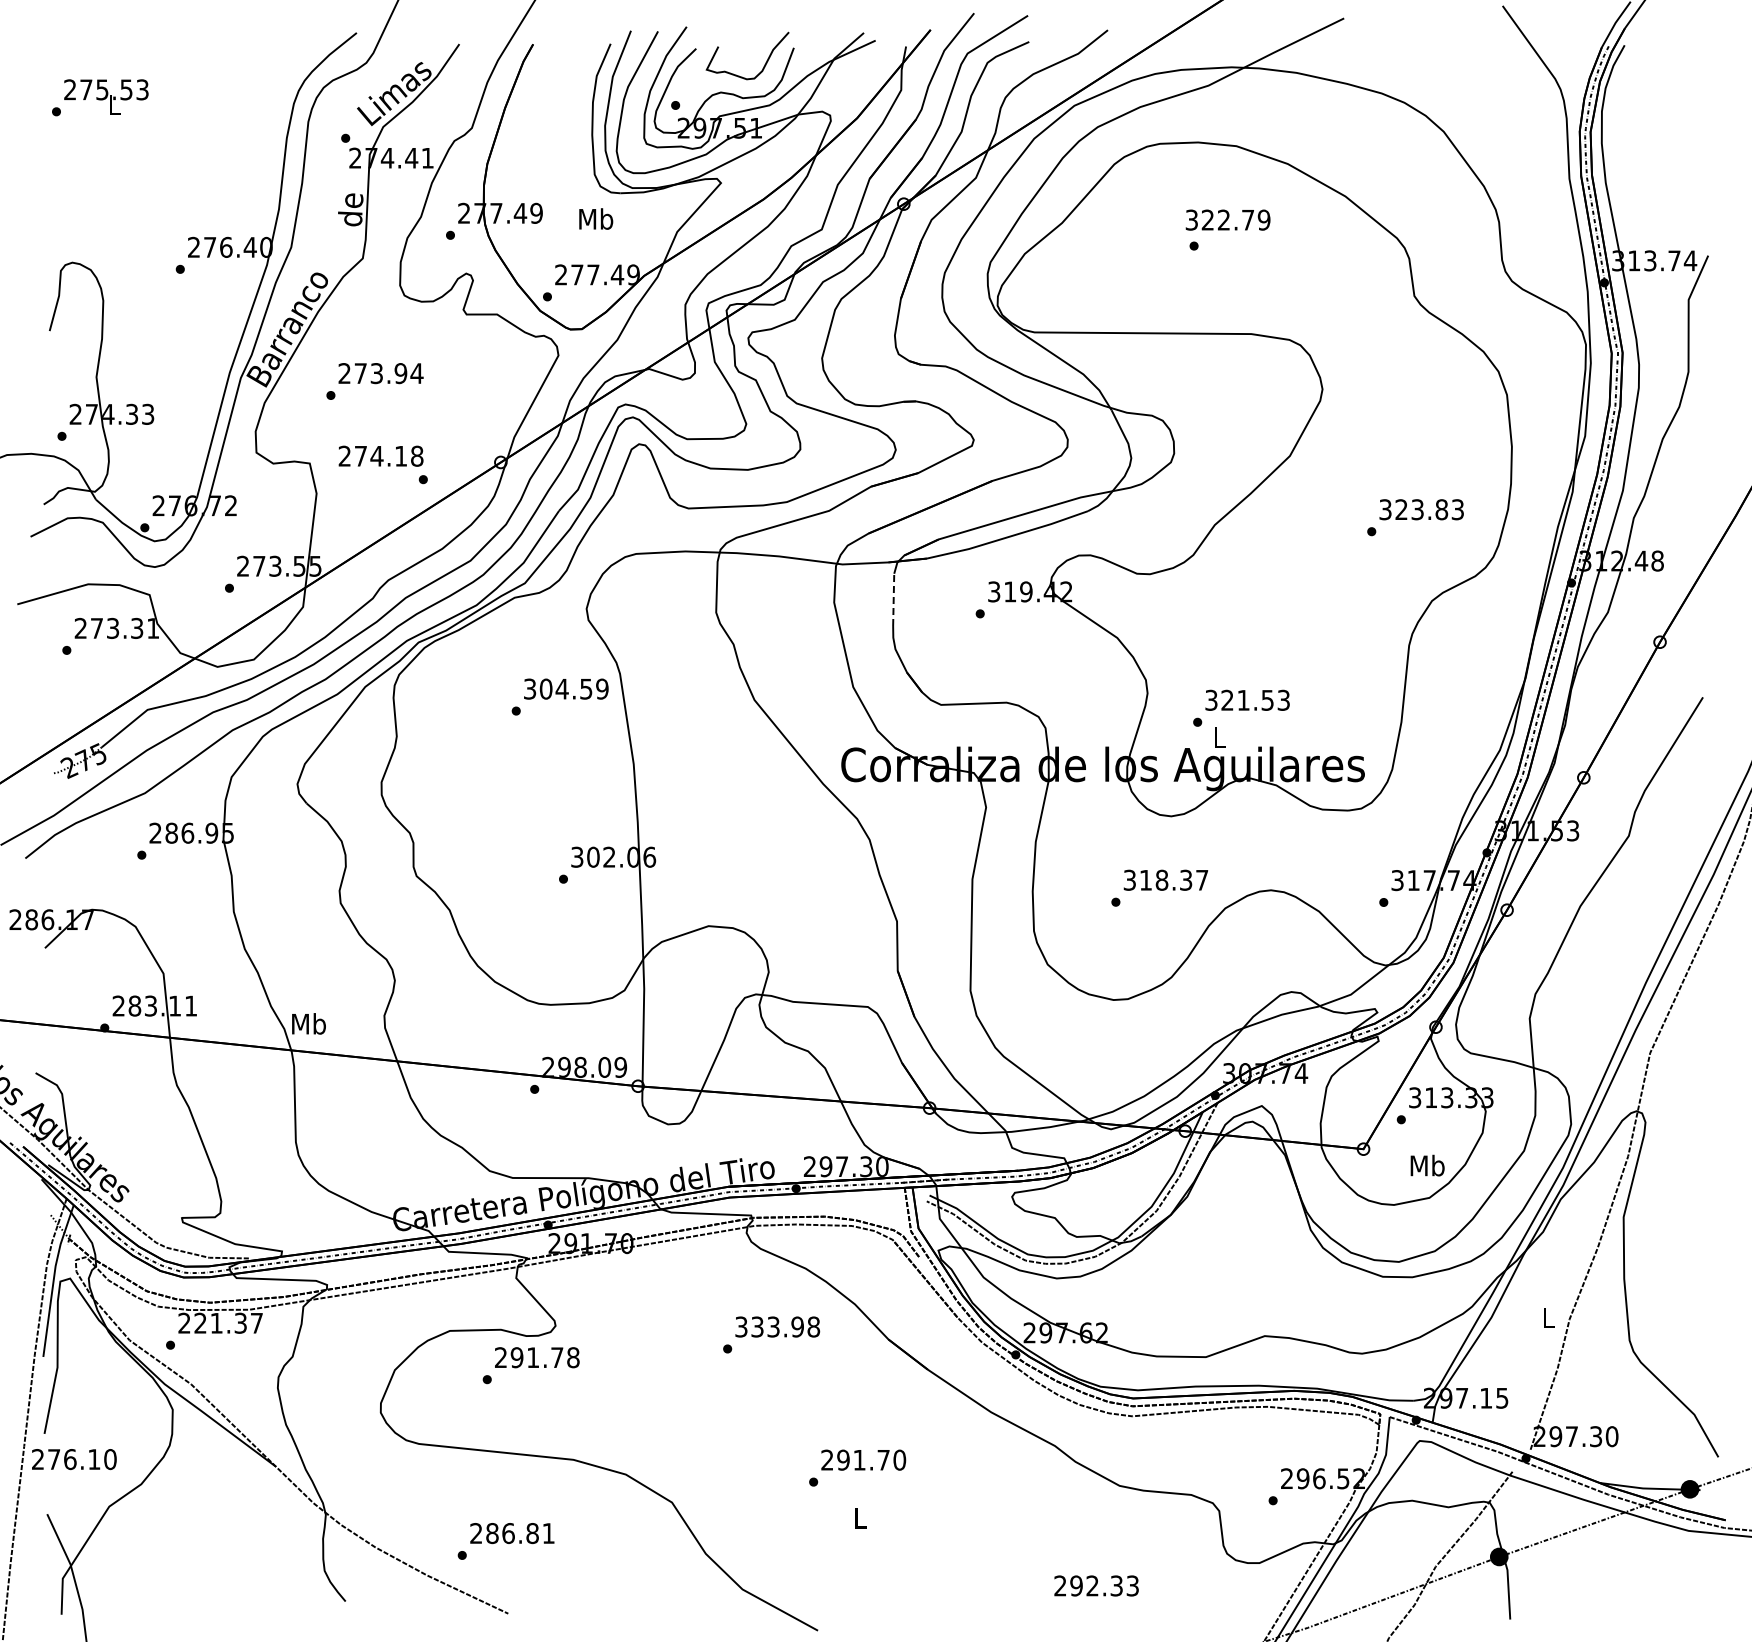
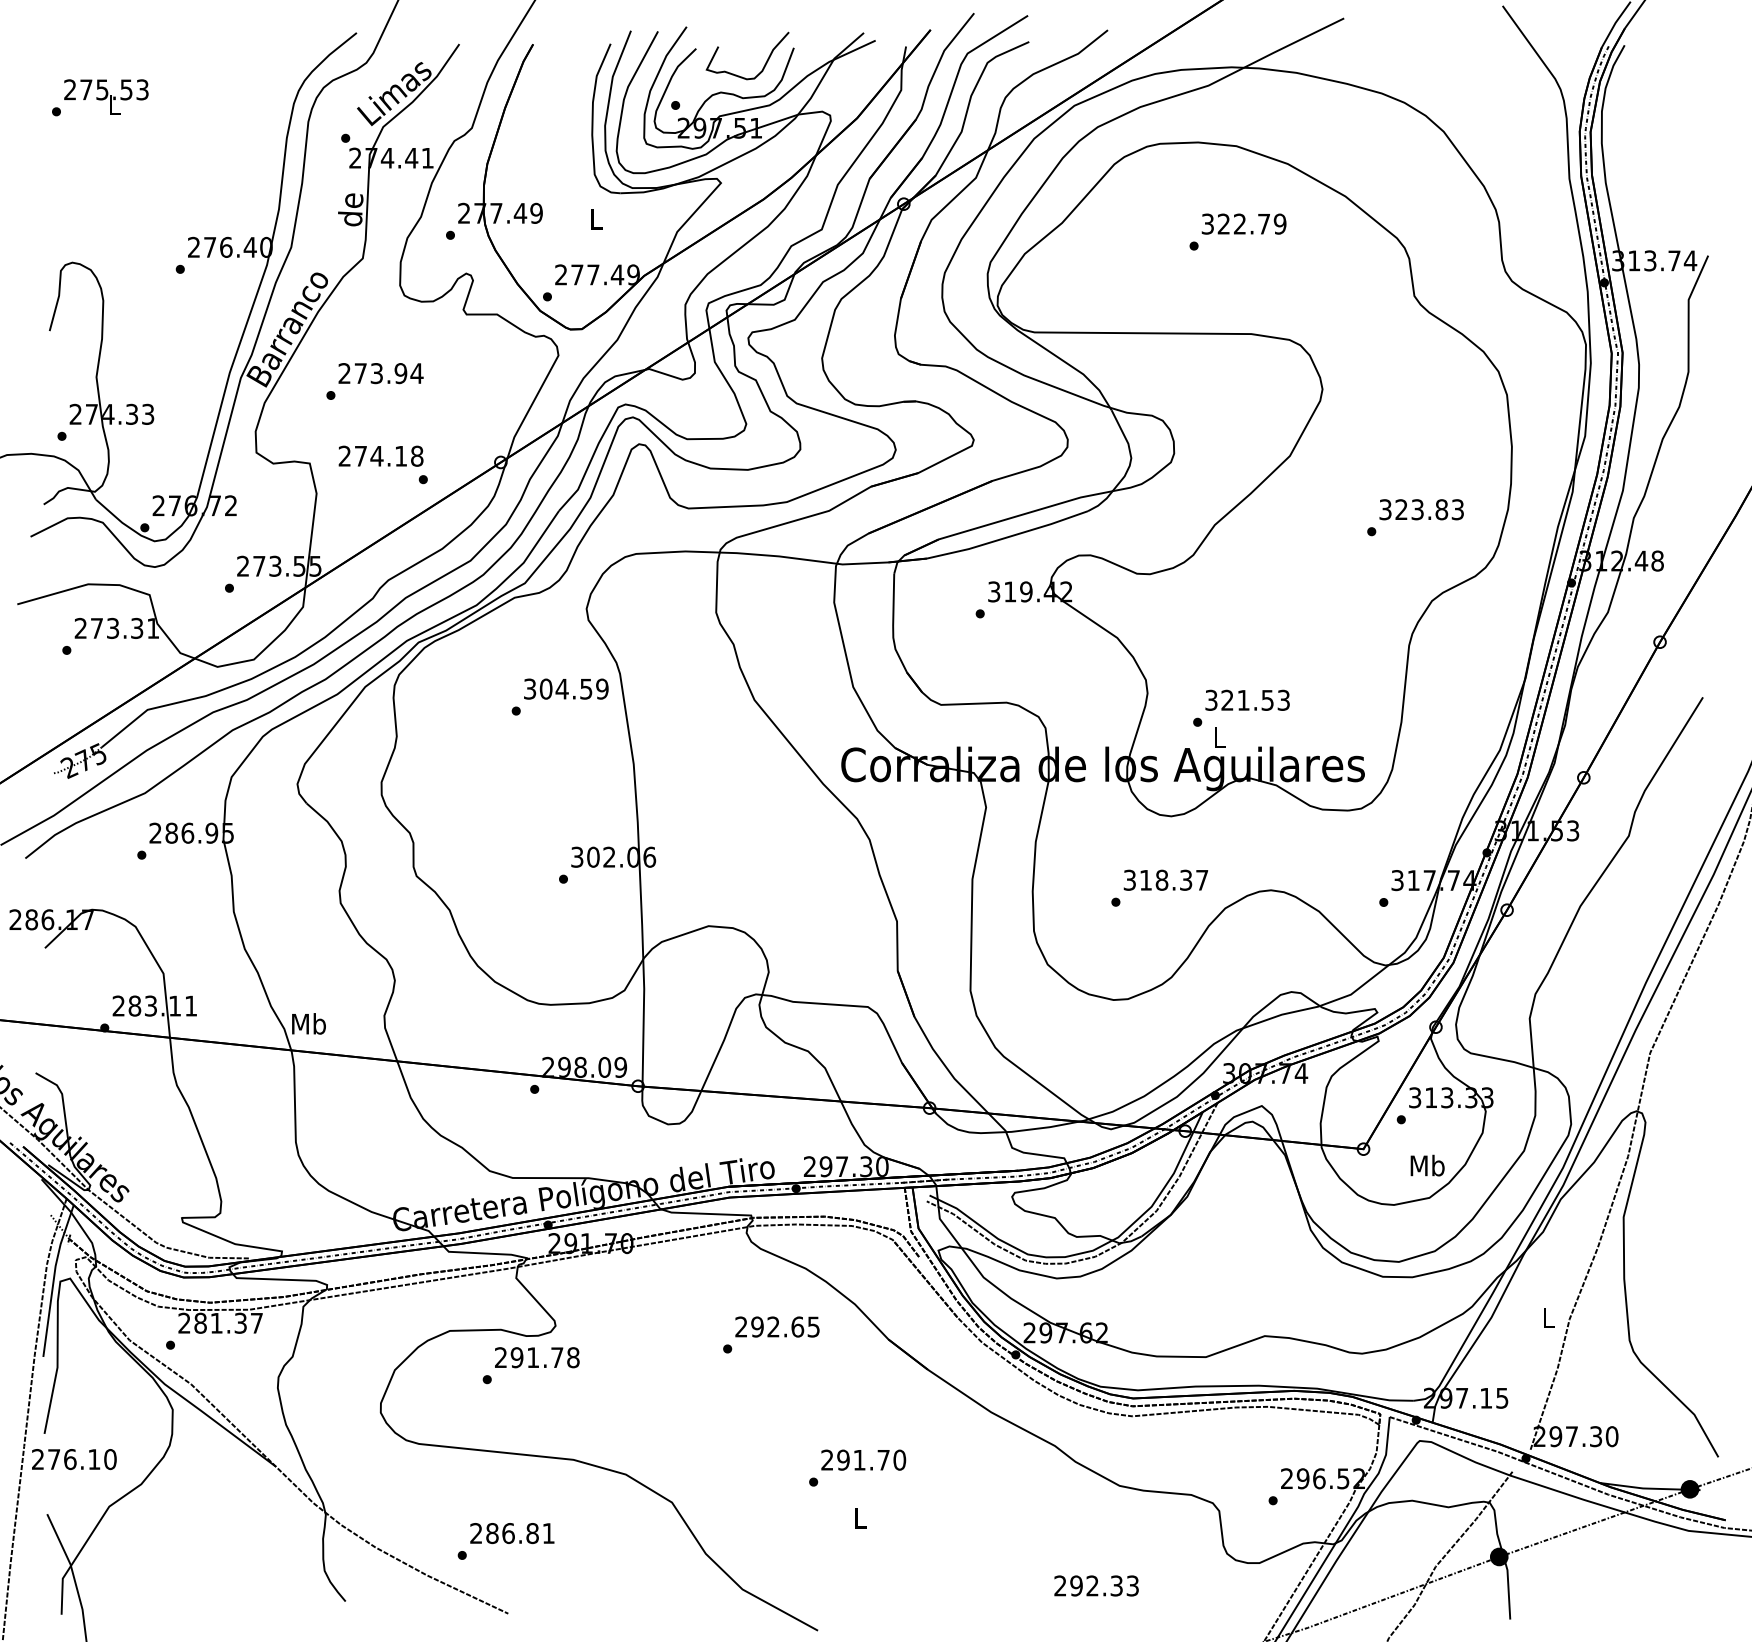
text: Mb -> L (596, 218)
text position: (1227, 219) -> (1243, 223) (1243, 223)
line: dashed -> solid (893, 599)
text: 221.37 -> 281.37 (200, 1322)
text: 333.98 -> 292.65 (777, 1326)
